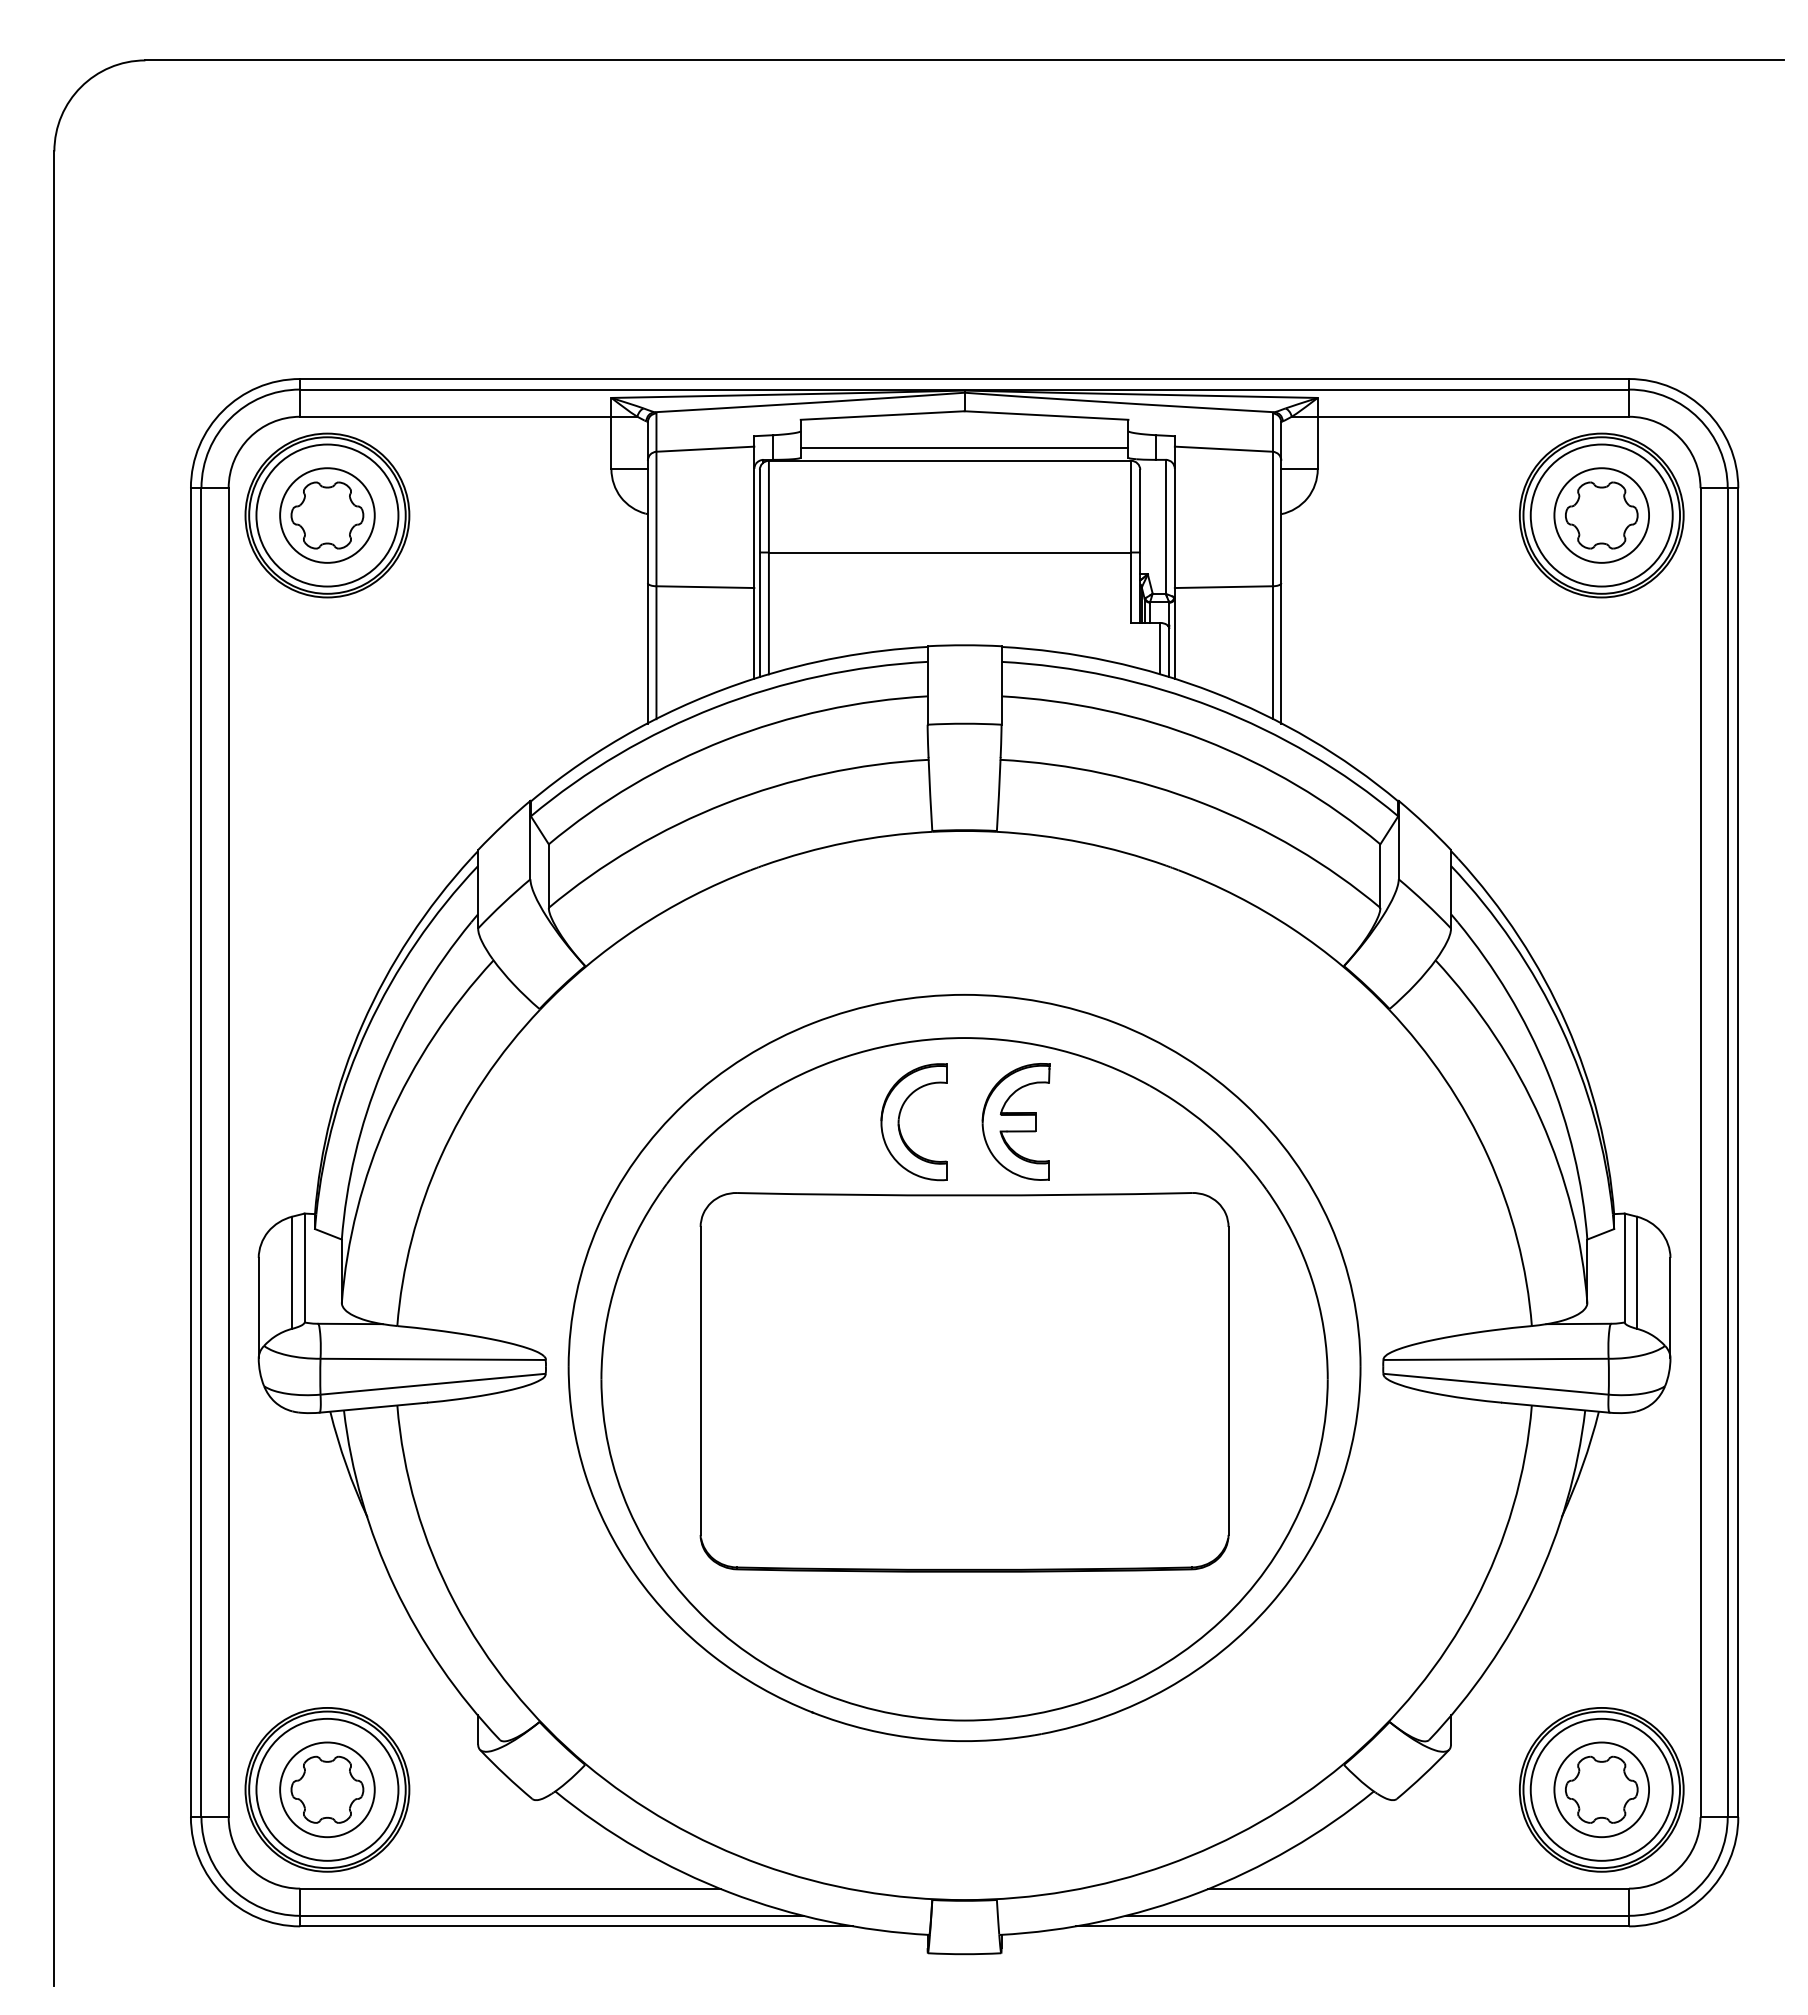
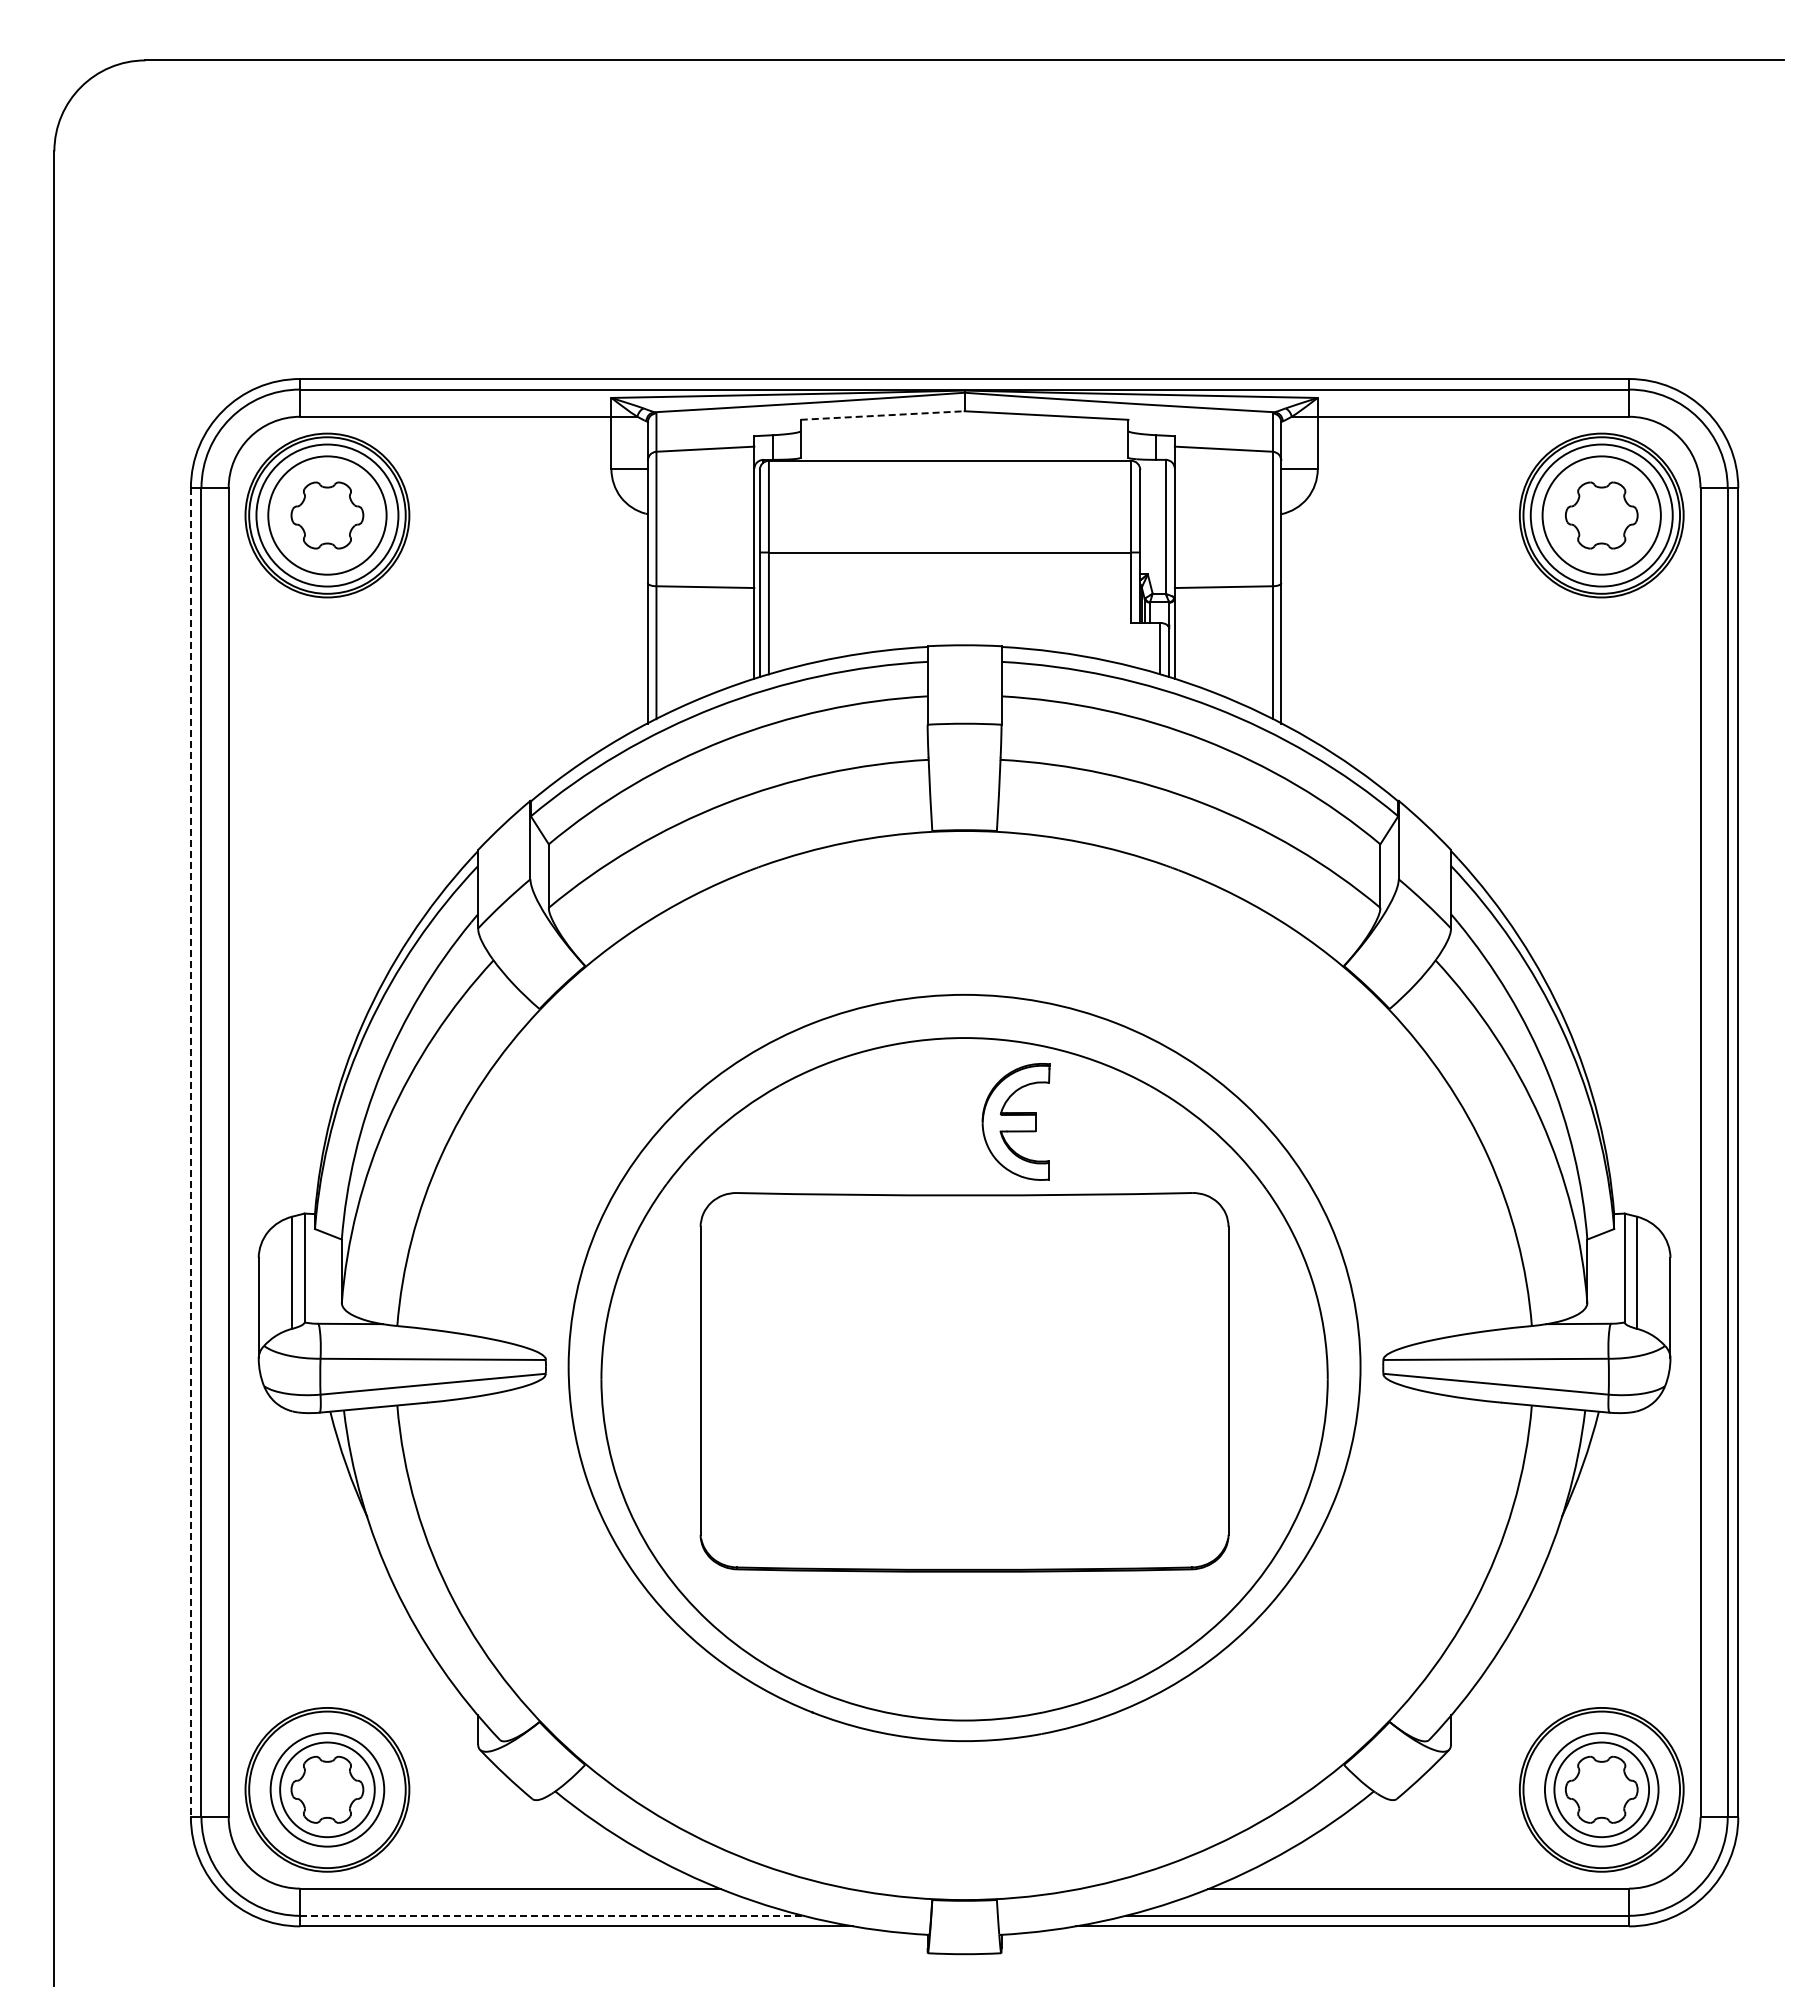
line: solid -> dashed (883, 415)
line: present -> none (964, 448)
circle diameter: 95 px -> 118 px (327, 515)
circle diameter: 95 px -> 118 px (1601, 515)
part: present -> none (899, 1122)
line: solid -> dashed (190, 1153)
circle diameter: 142 px -> 114 px (327, 1789)
circle diameter: 142 px -> 114 px (1601, 1789)
line: solid -> dashed (551, 1915)
